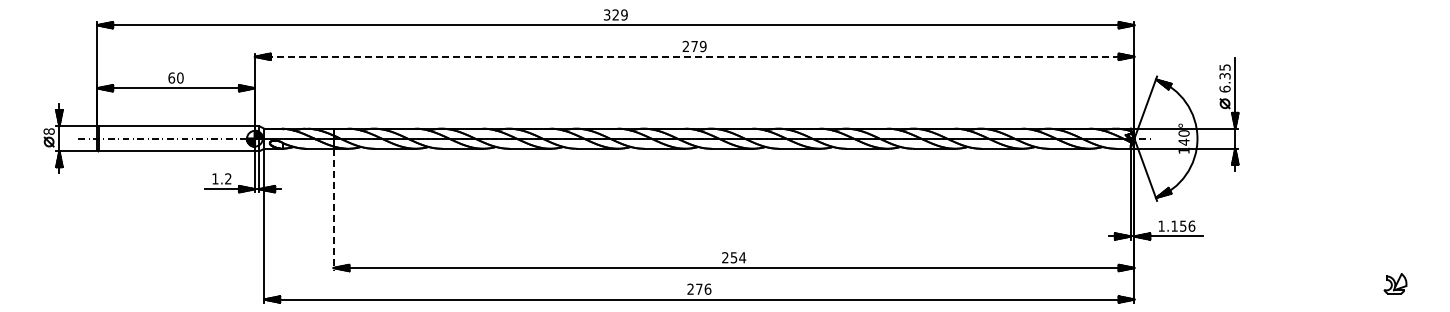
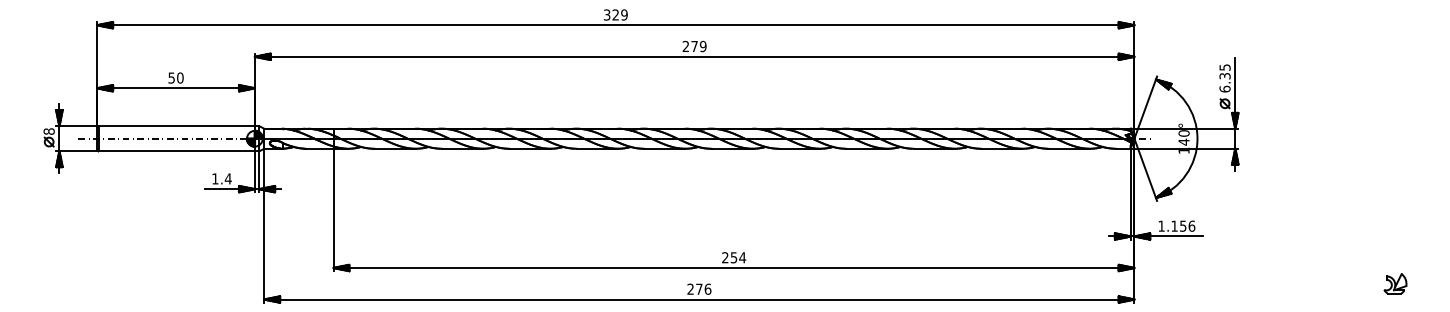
line: dashed -> solid (694, 56)
text: 60 -> 50 (171, 77)
text: 1.2 -> 1.4 (227, 178)
line: dashed -> solid (333, 210)
